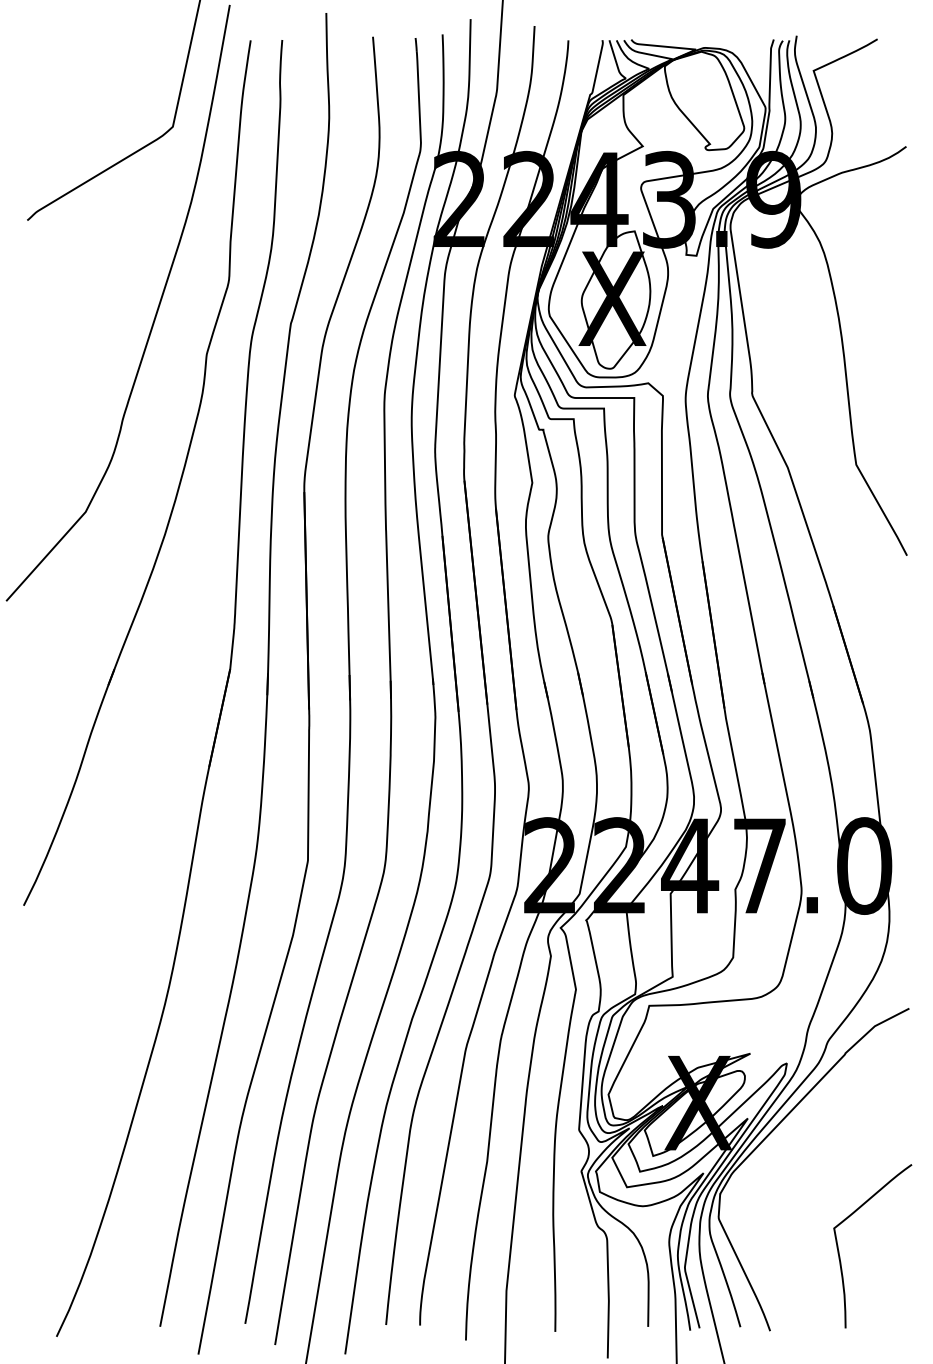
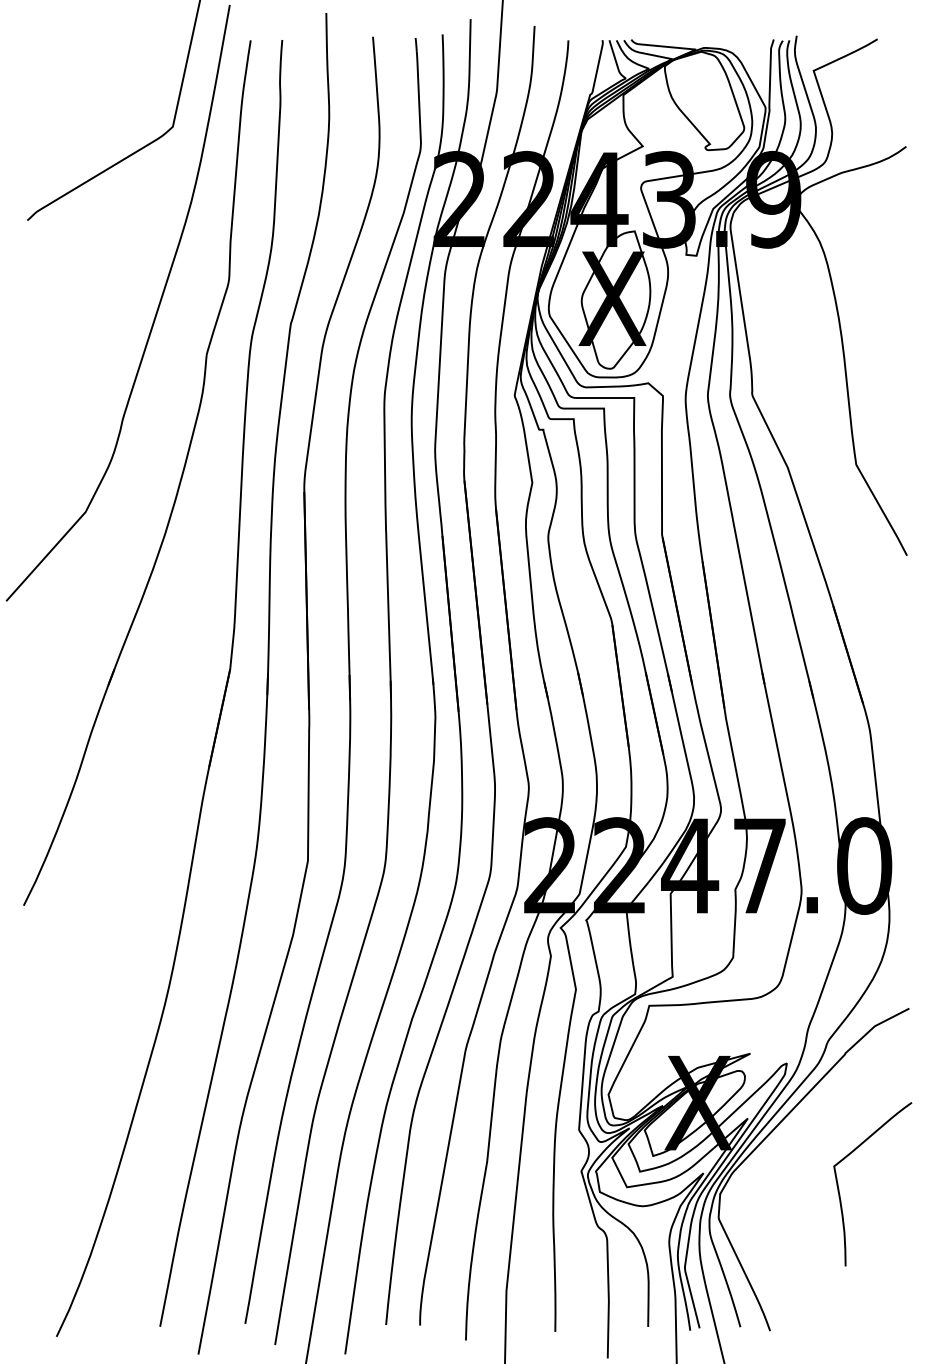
curve position: (839, 1250) -> (839, 1188) (839, 1188)
